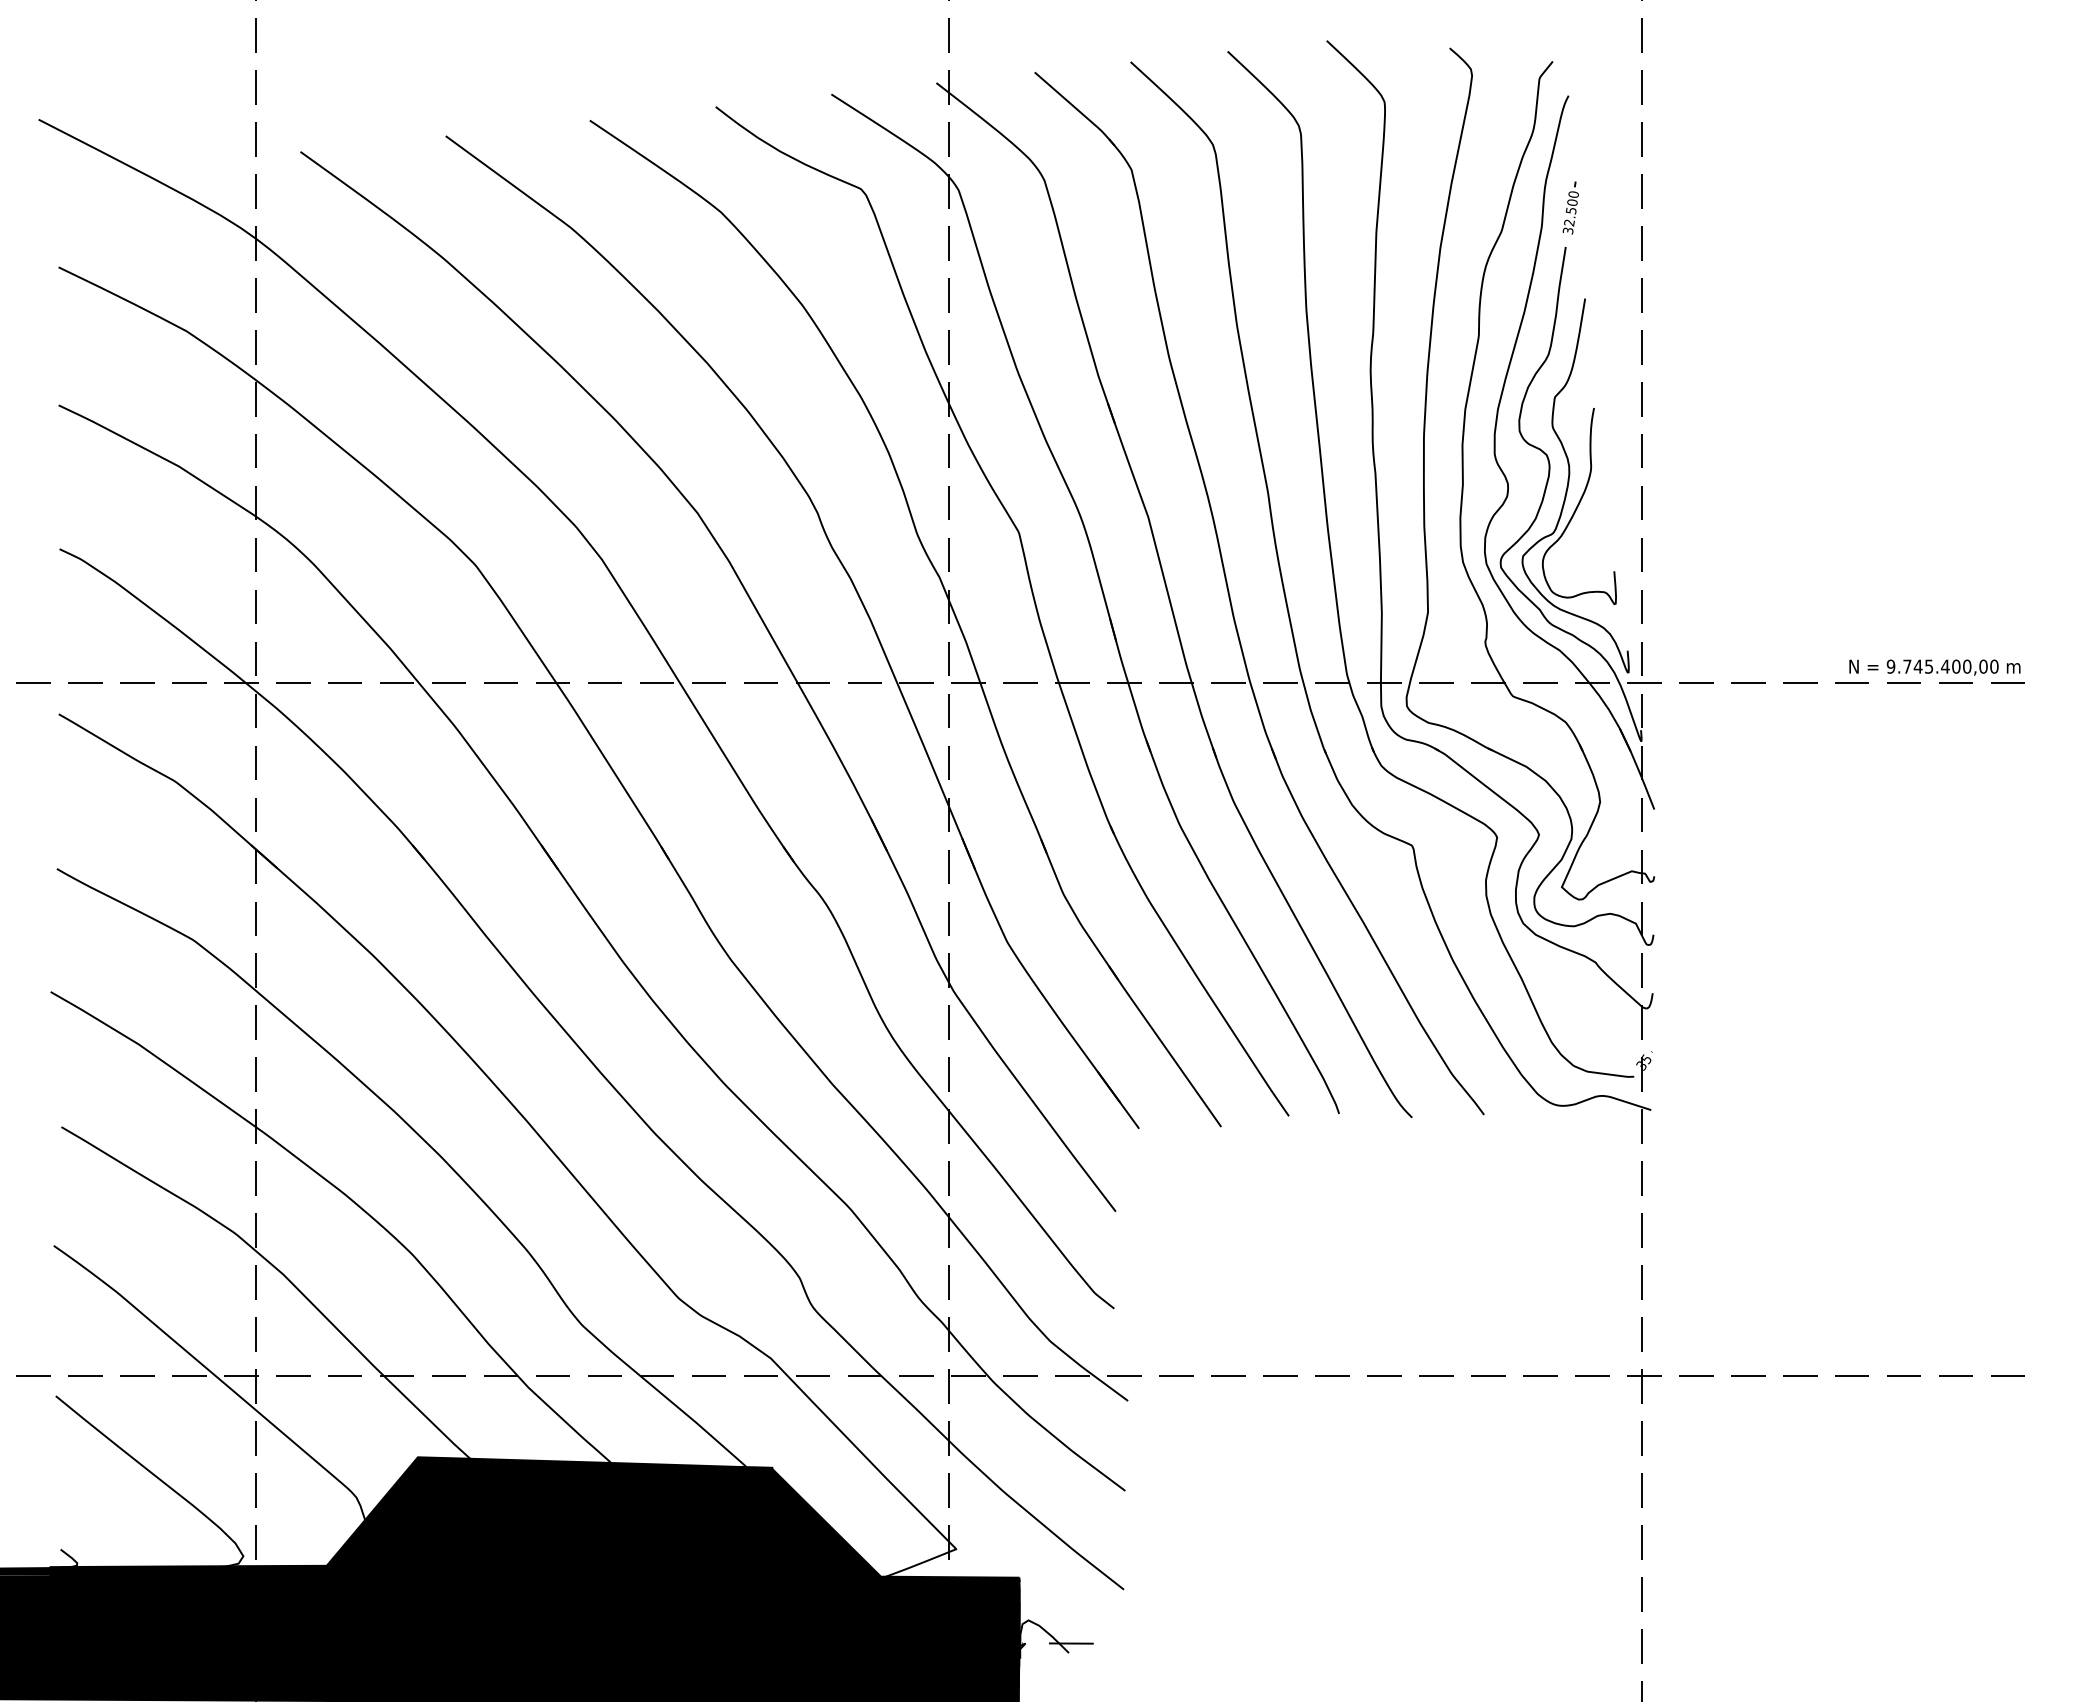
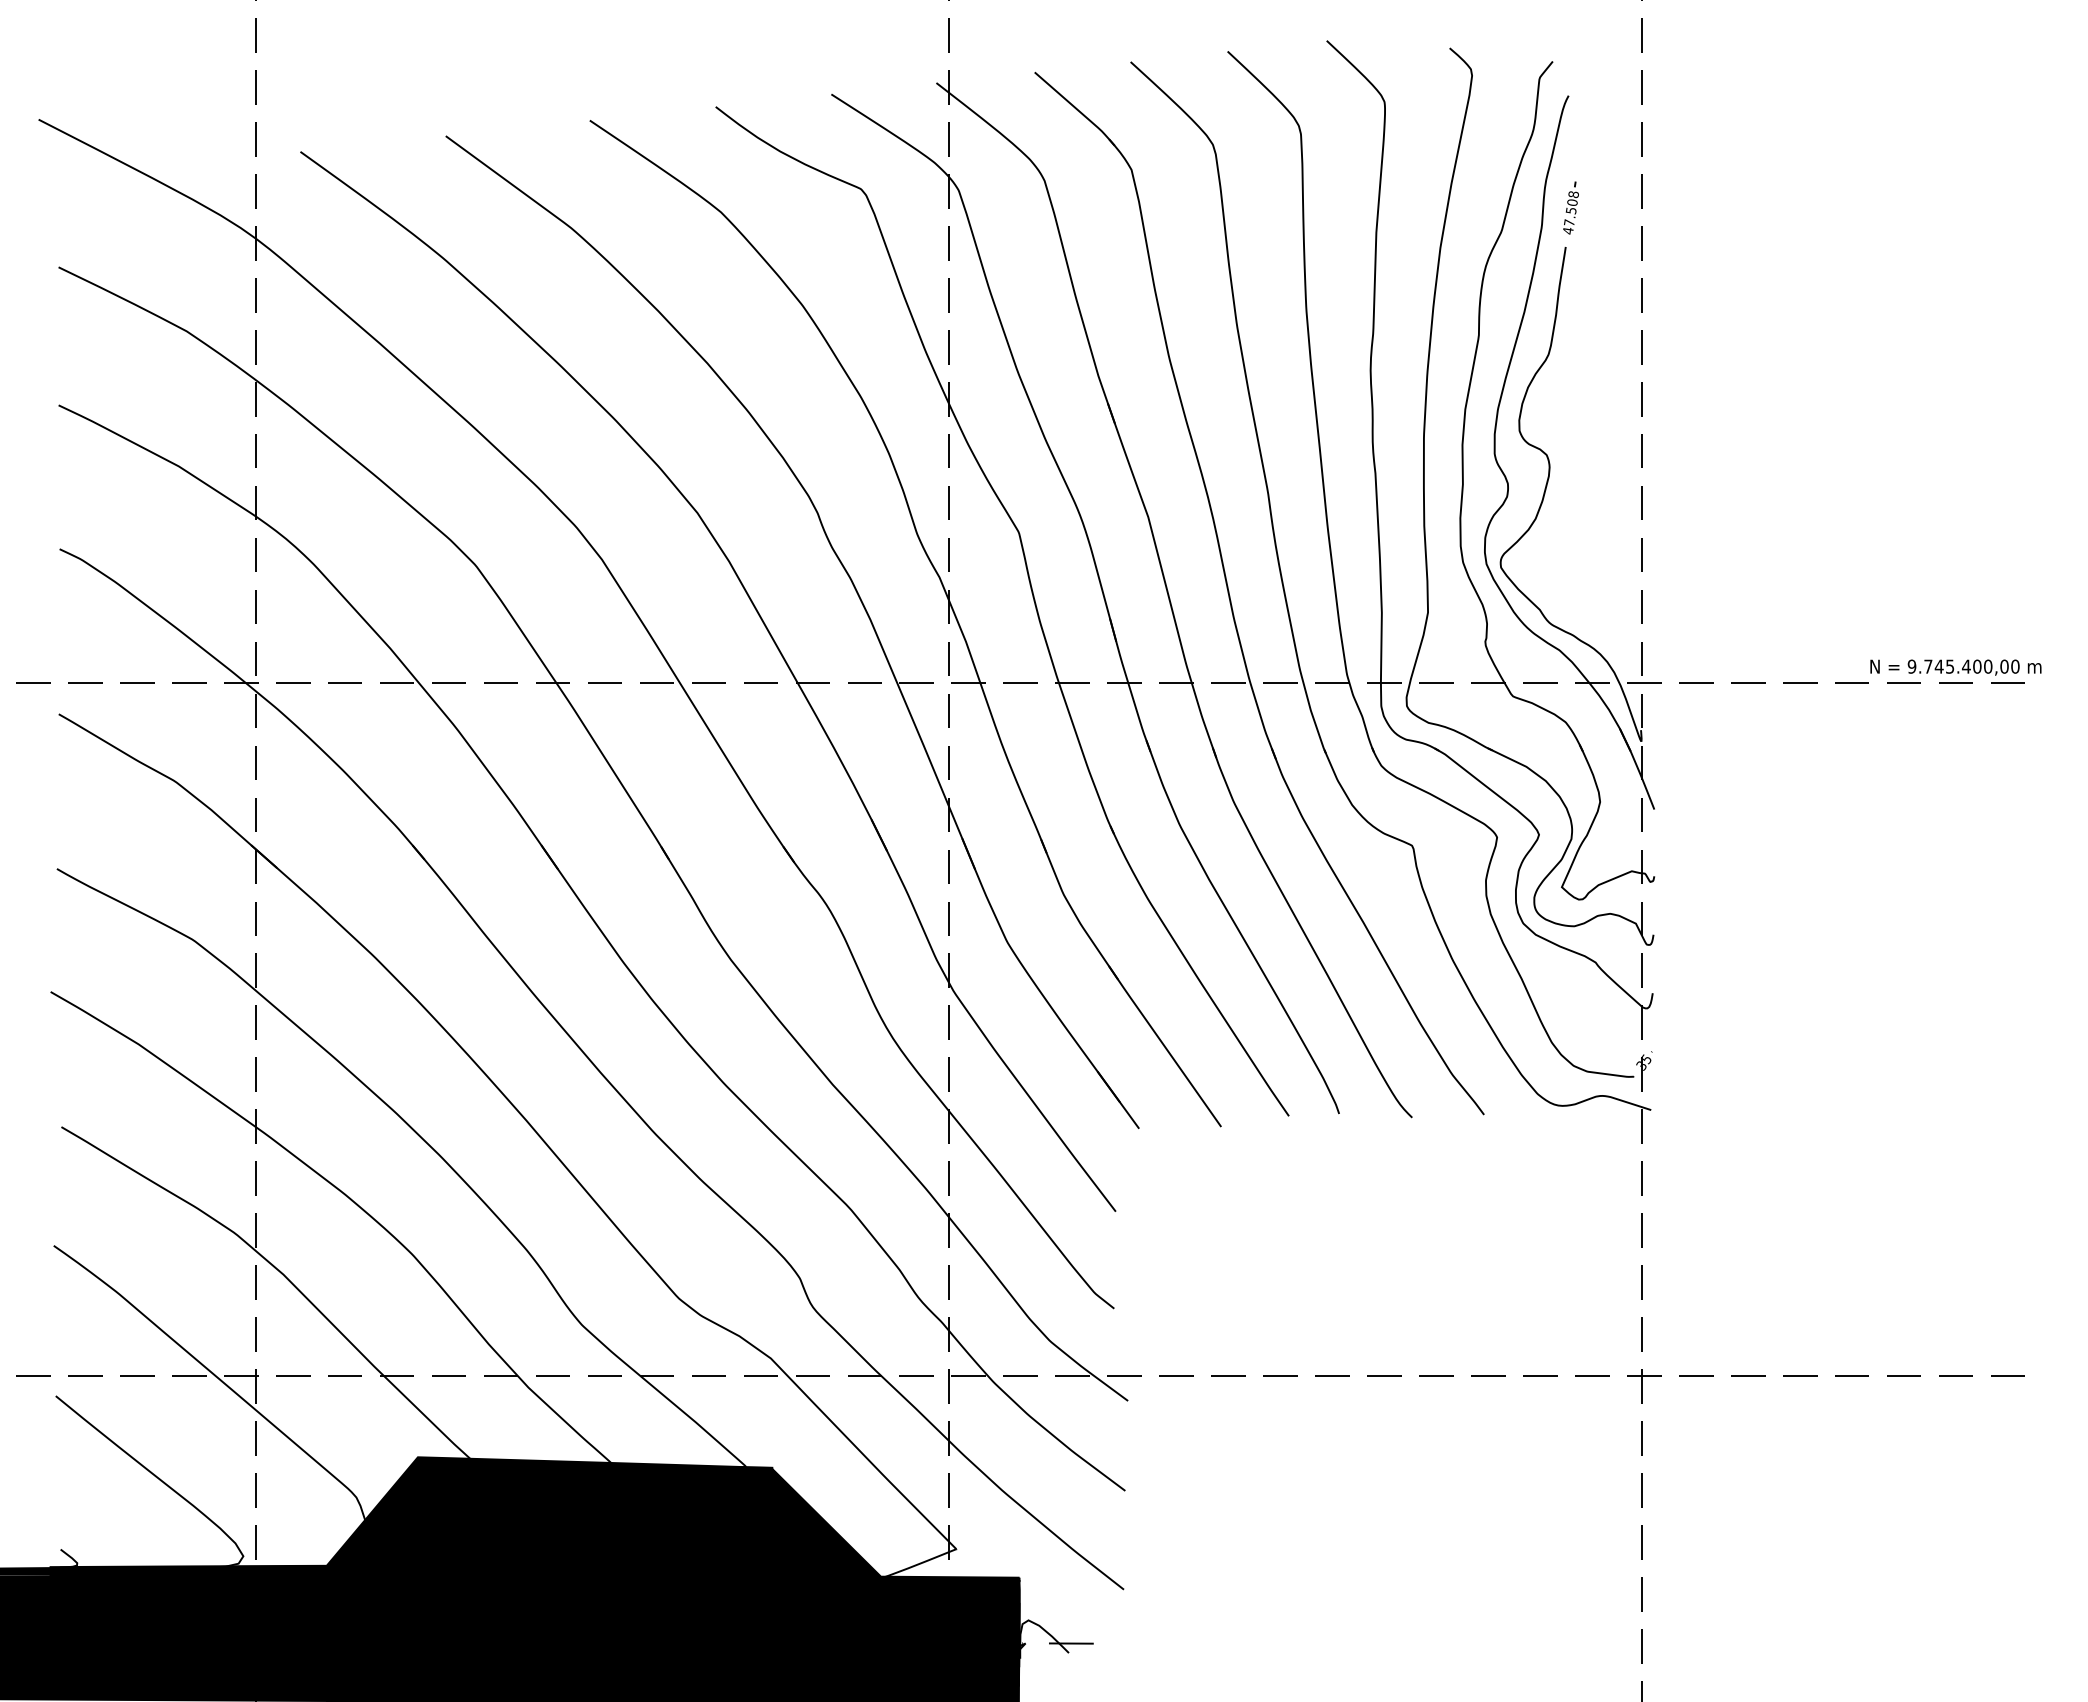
text: 32.500 -> 47.508 (1570, 212)
part: present -> none (1569, 482)
text position: (1934, 667) -> (1955, 667) (1955, 667)
